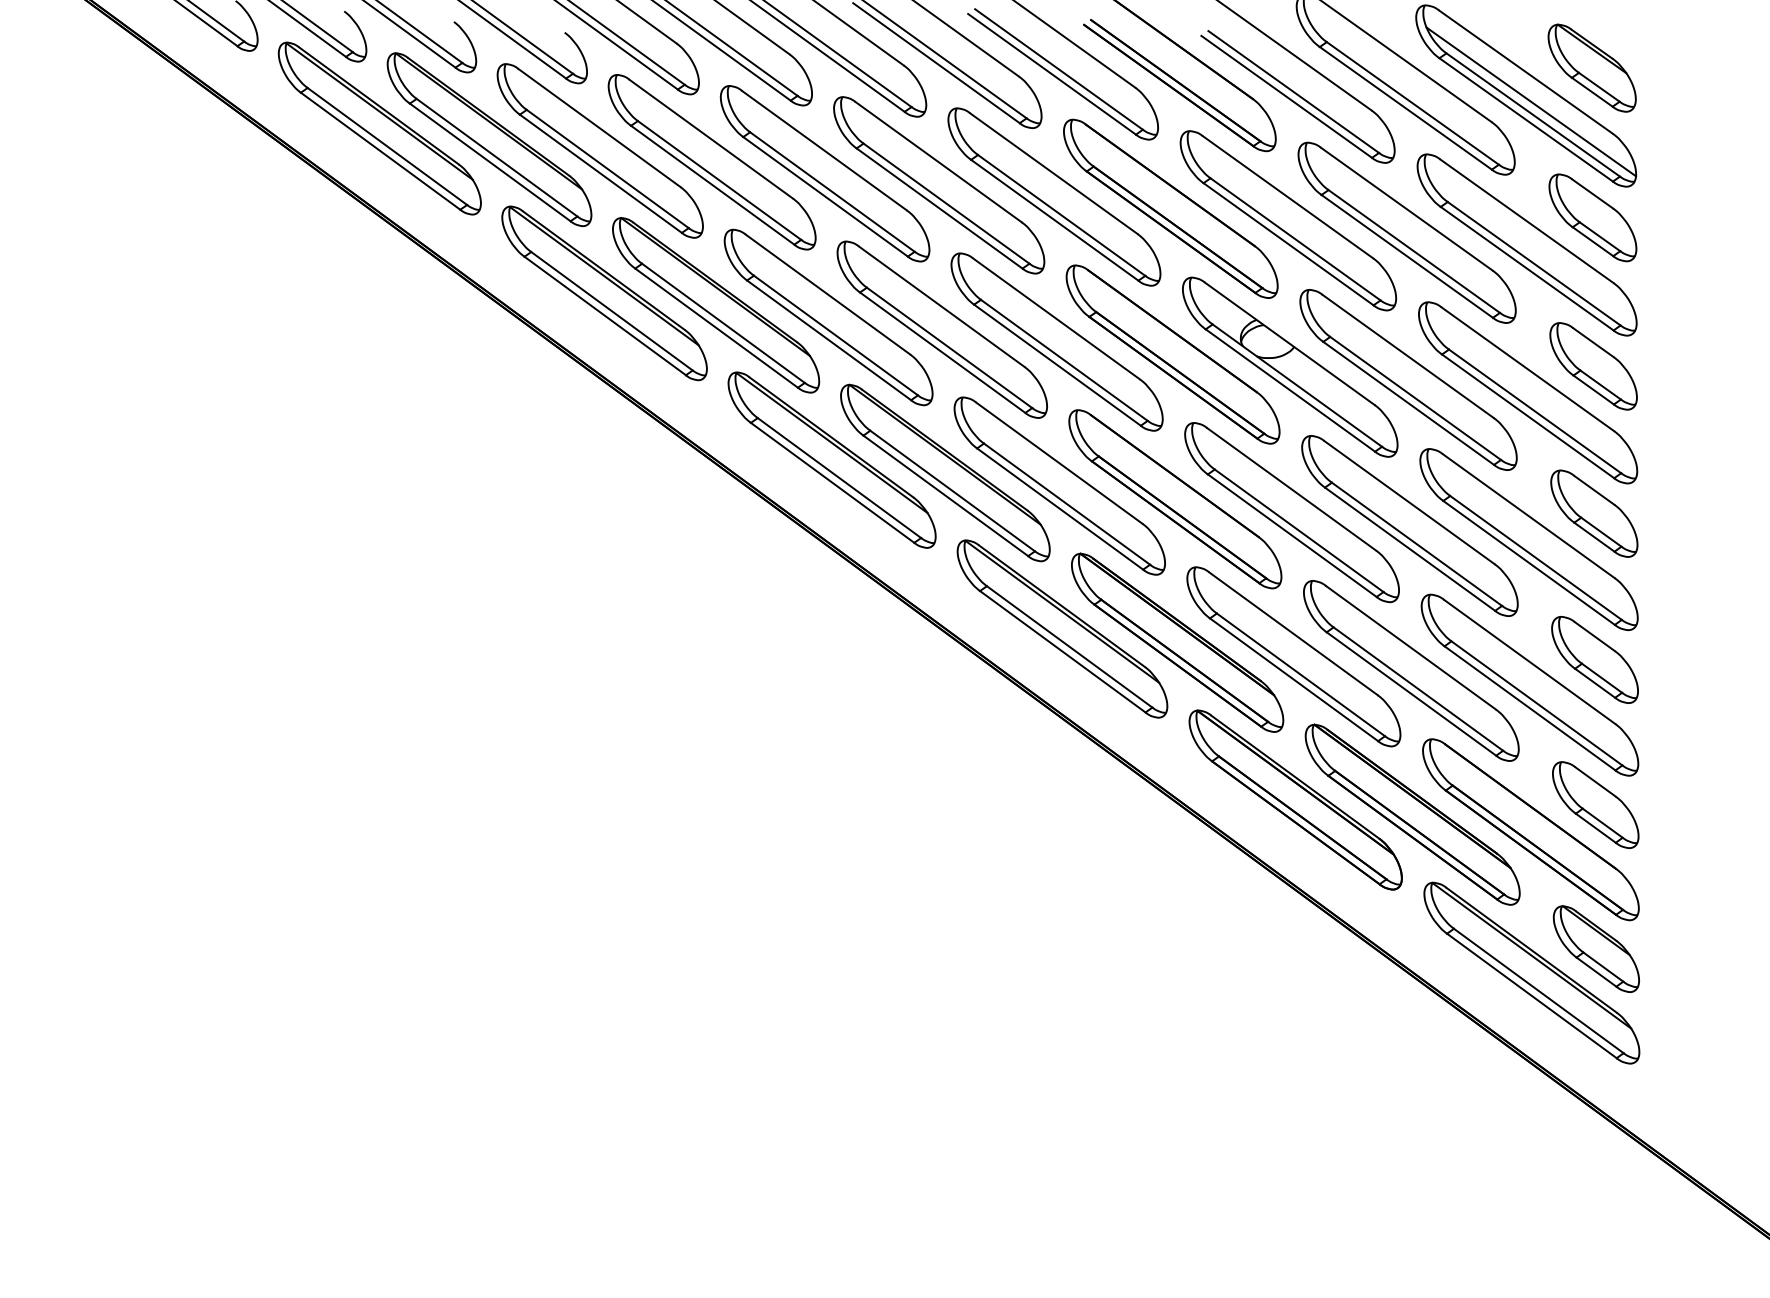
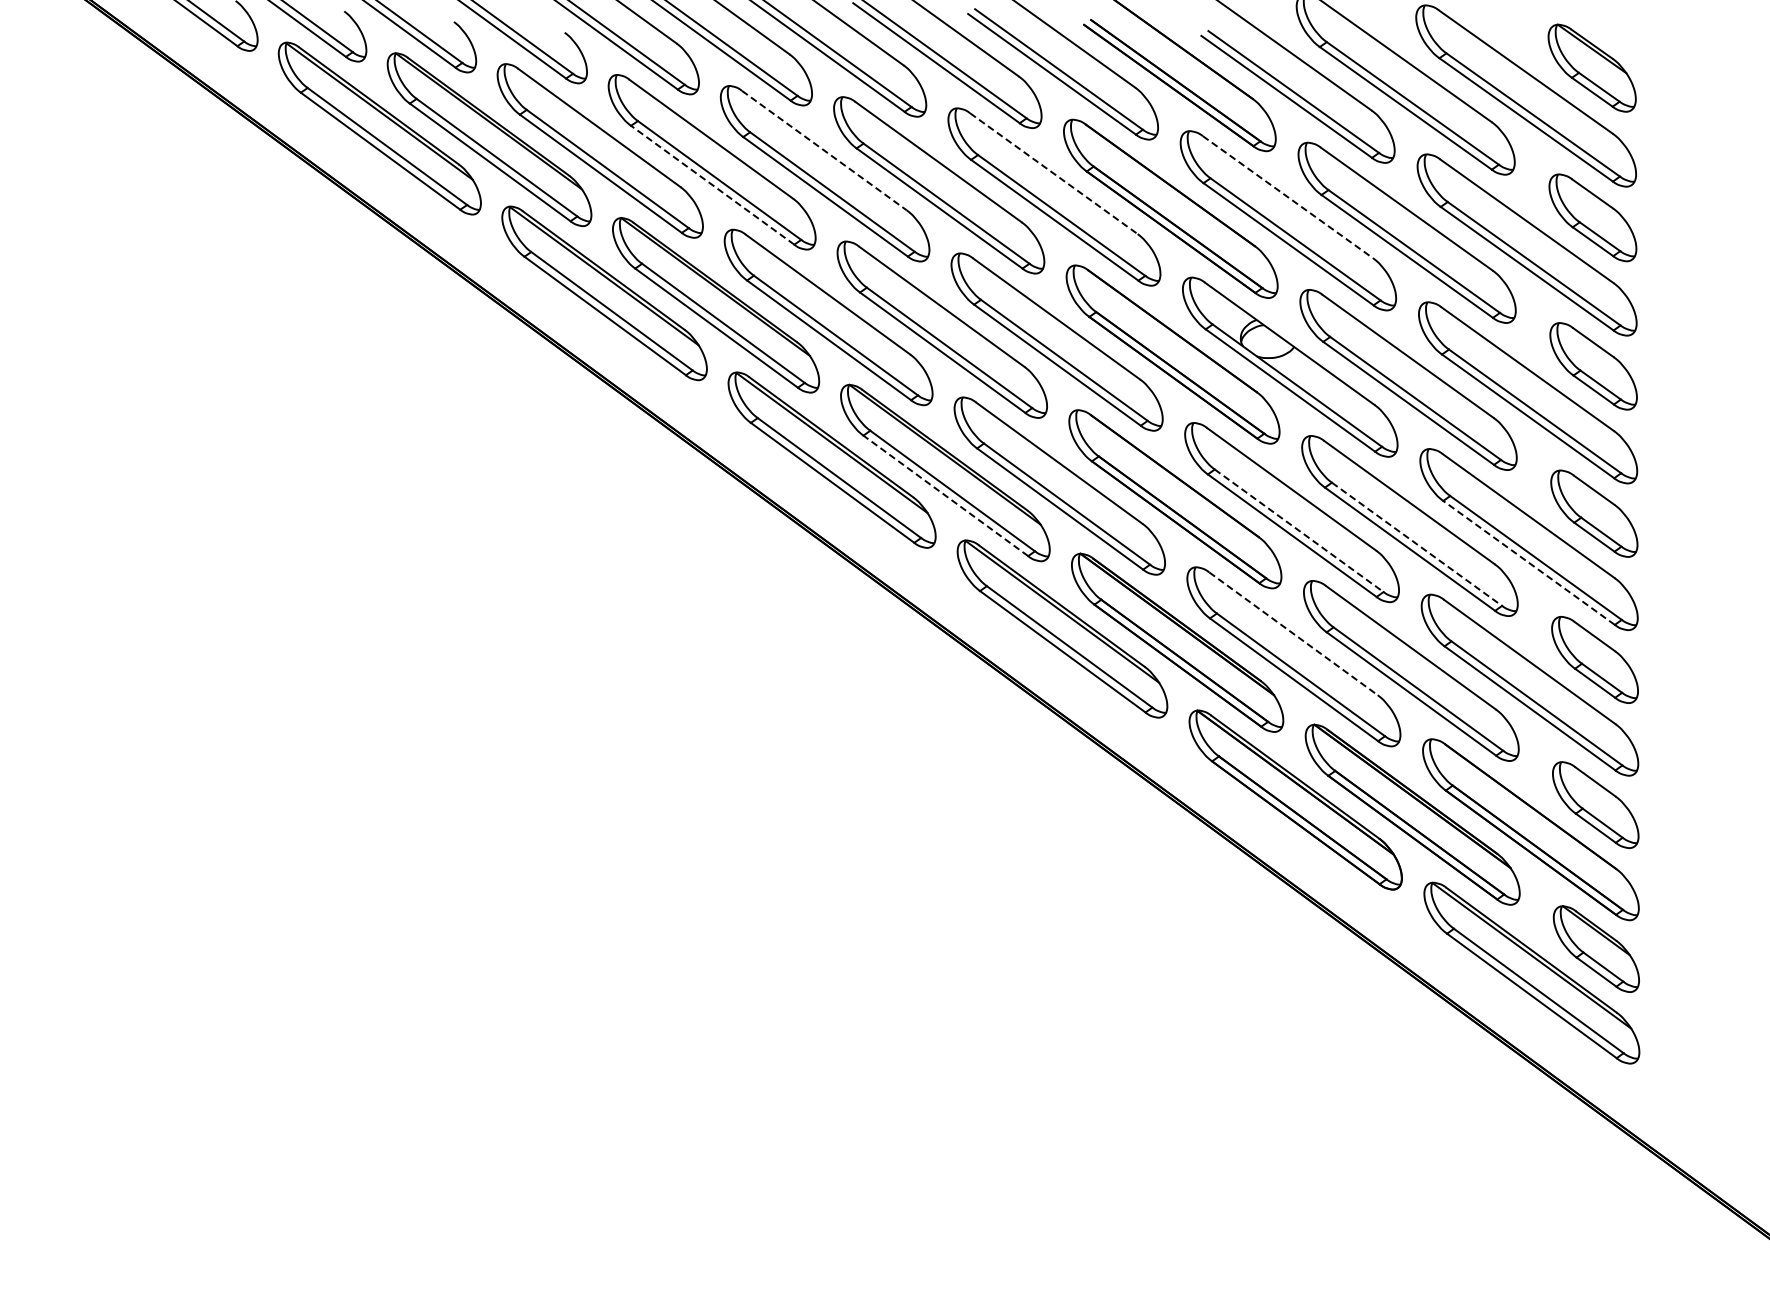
line: present -> none (1531, 101)
line: solid -> dashed (824, 150)
line: solid -> dashed (1054, 173)
line: solid -> dashed (712, 185)
line: solid -> dashed (1287, 197)
line: solid -> dashed (945, 495)
line: solid -> dashed (1299, 531)
line: solid -> dashed (1417, 544)
line: solid -> dashed (1529, 562)
line: solid -> dashed (1293, 634)
